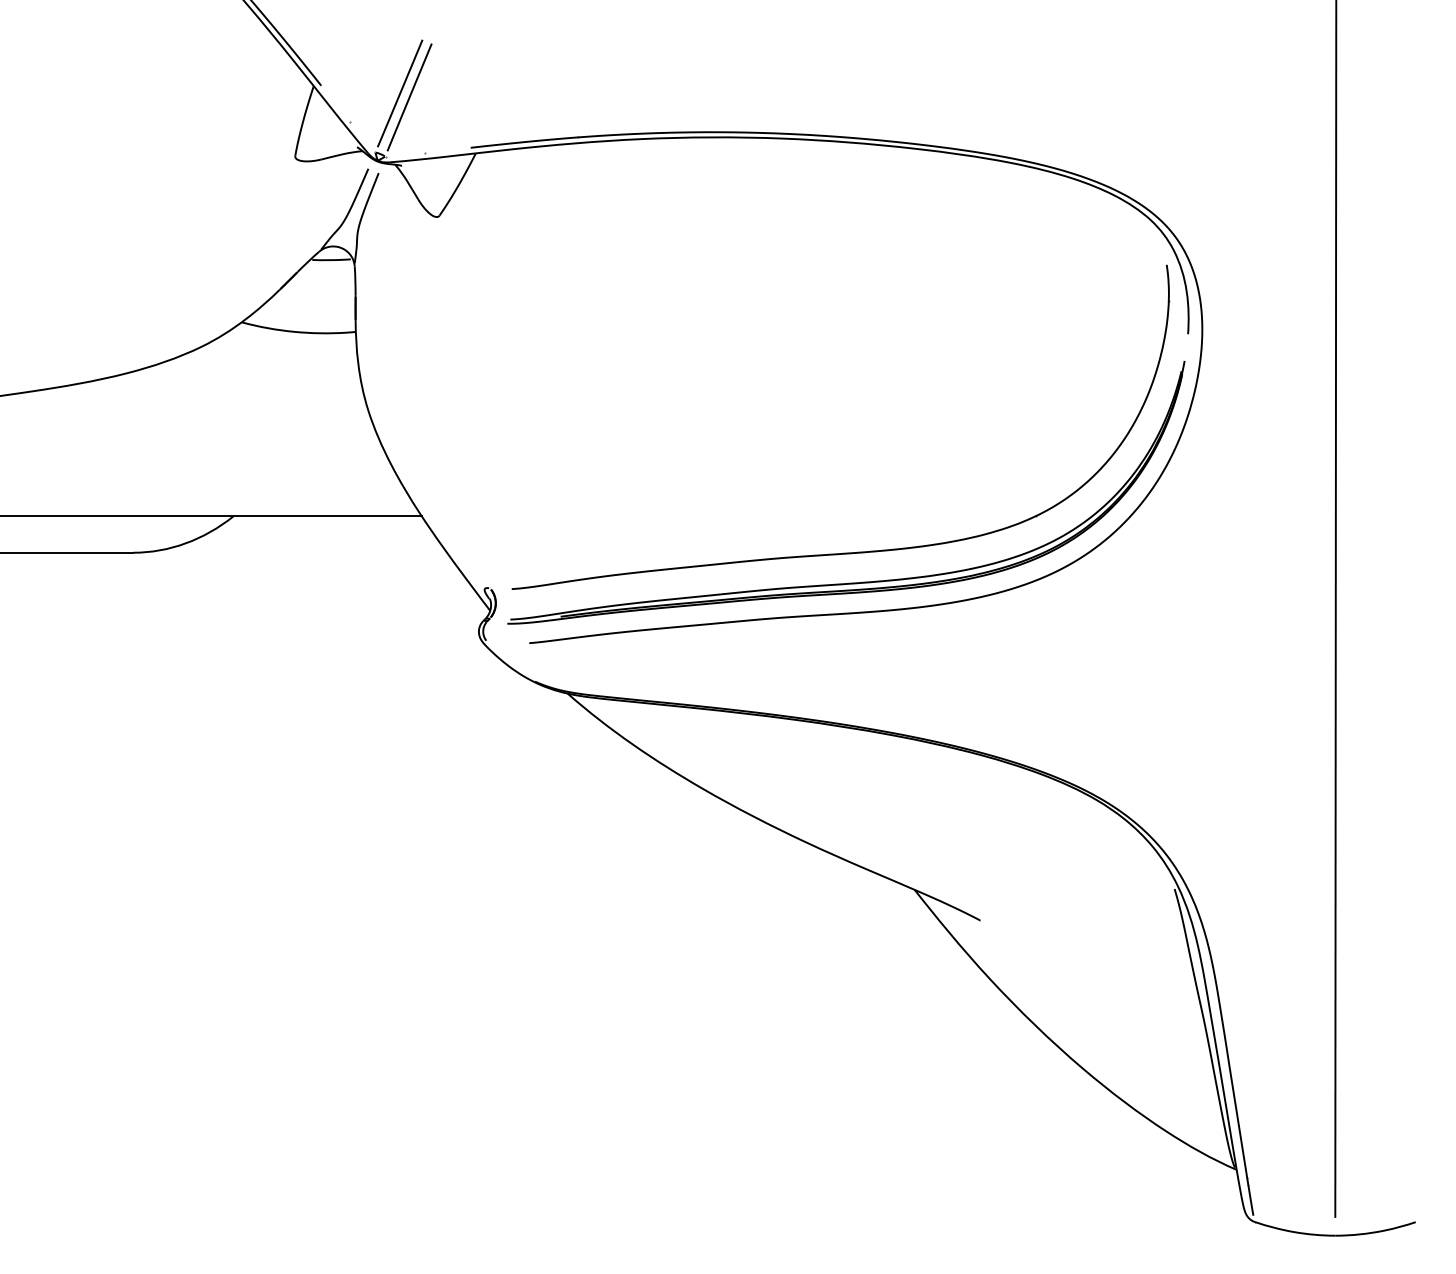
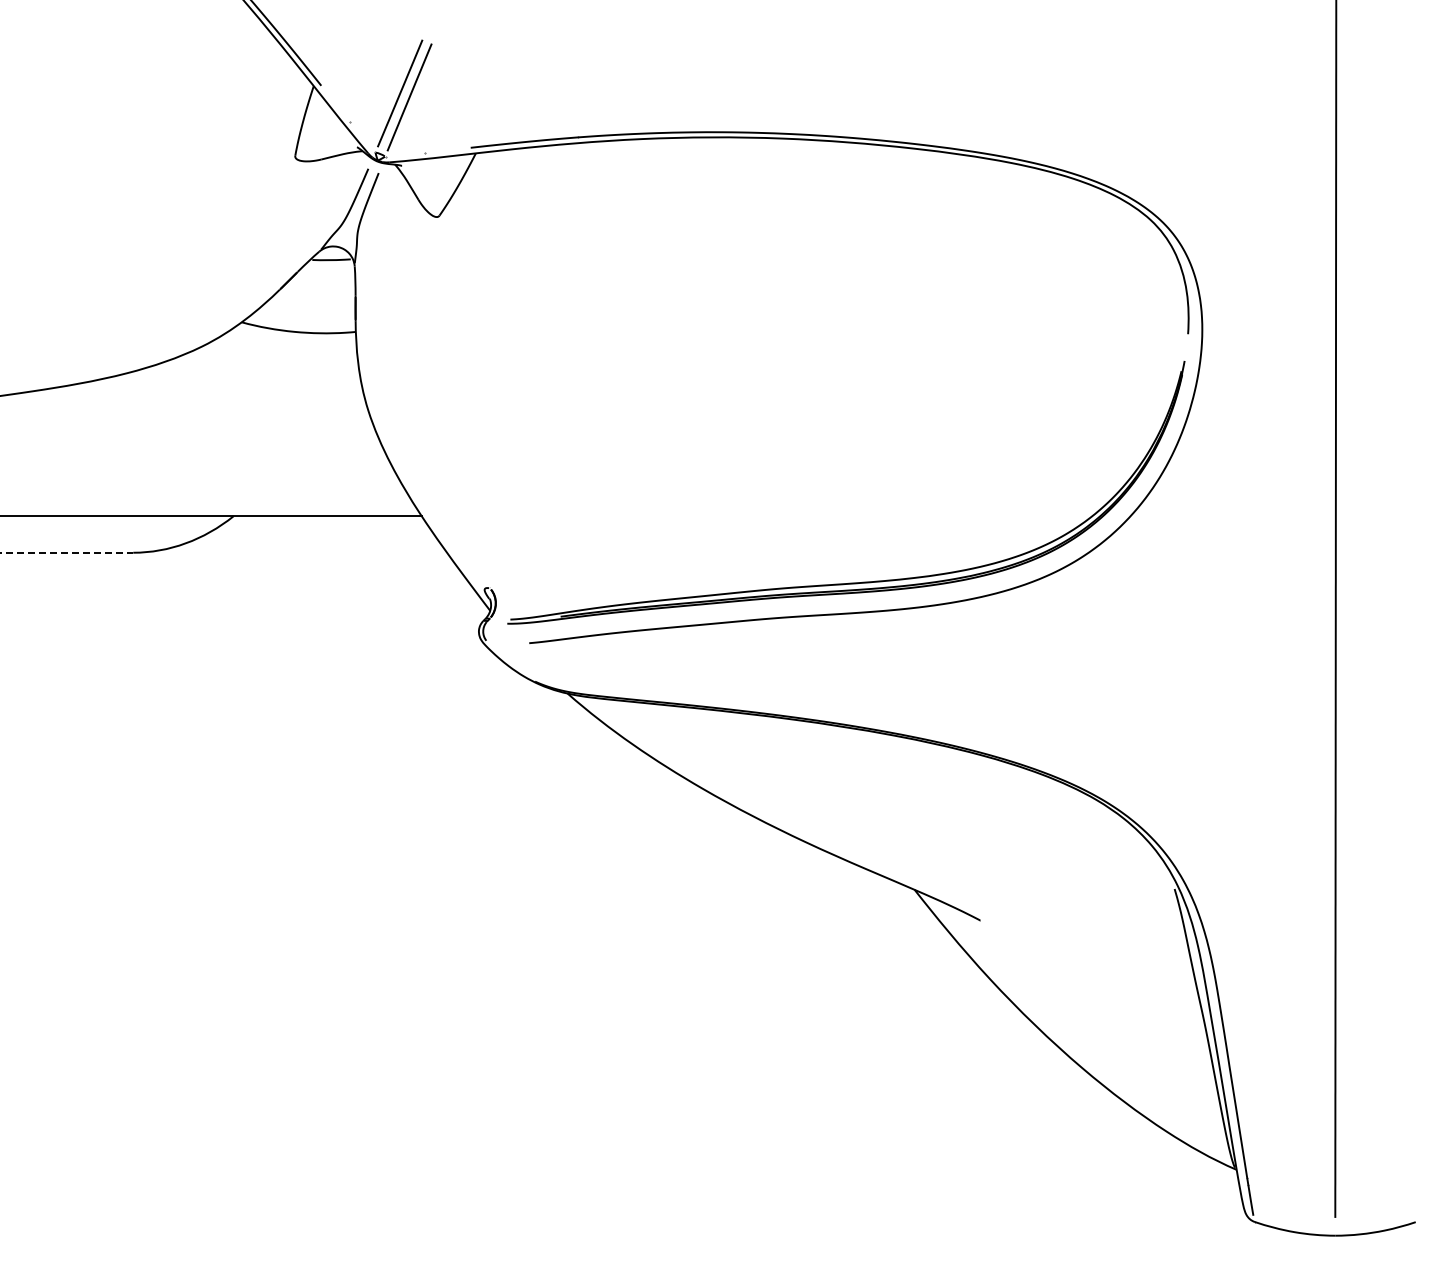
line: solid -> dashed (67, 552)
part: present -> none (843, 552)
